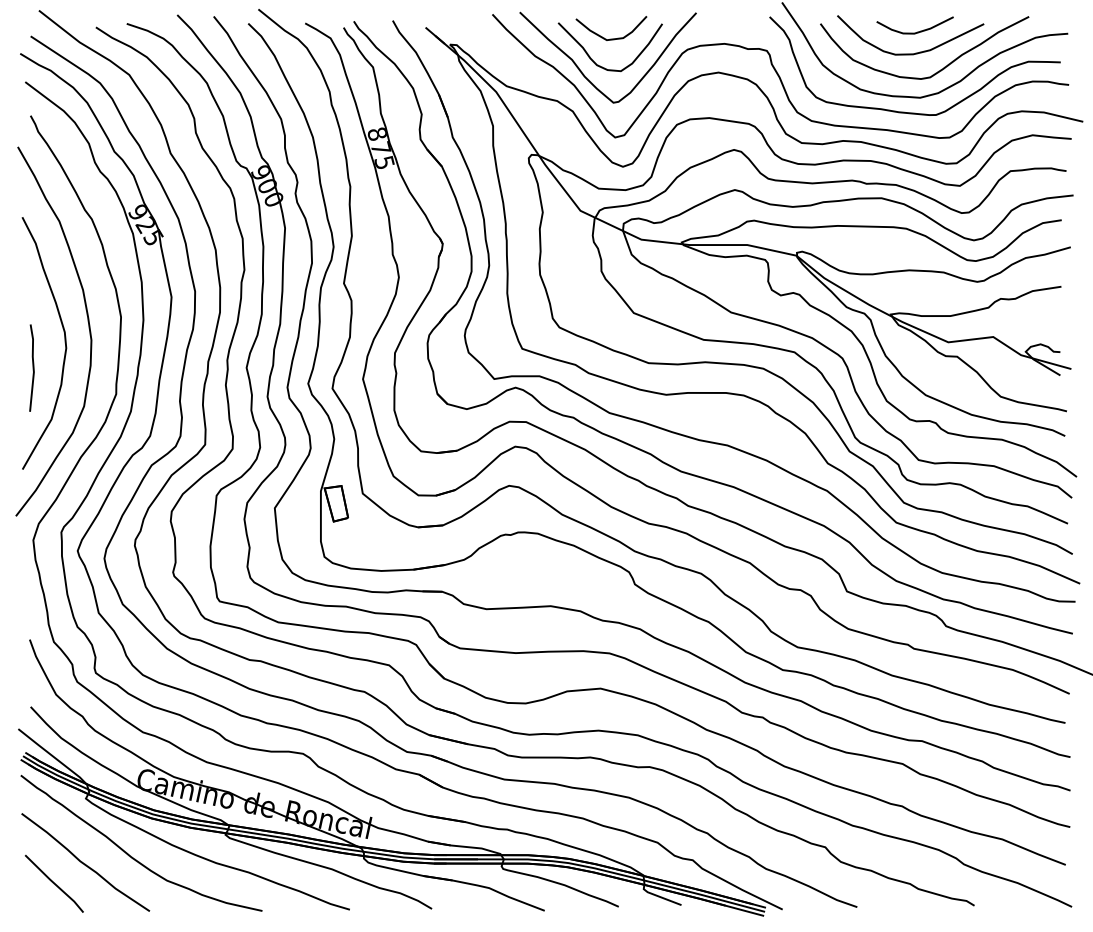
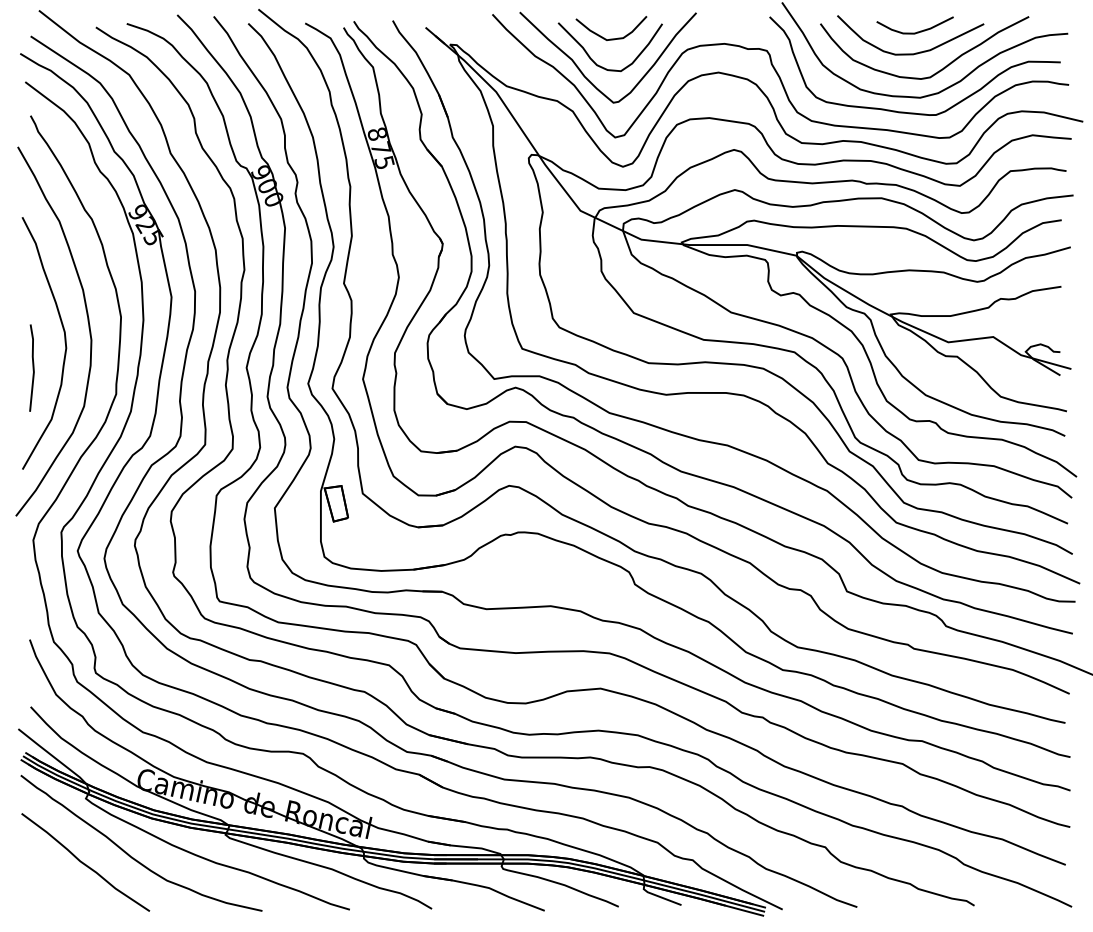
line: present -> none (53, 883)
